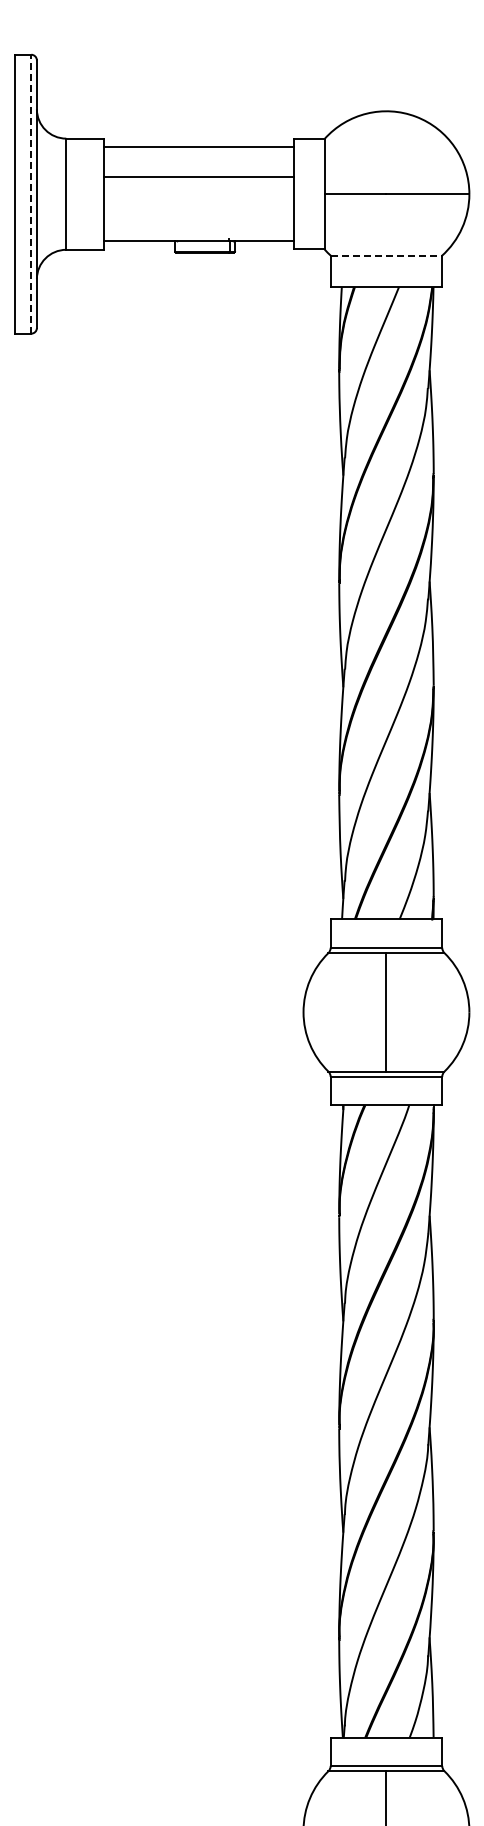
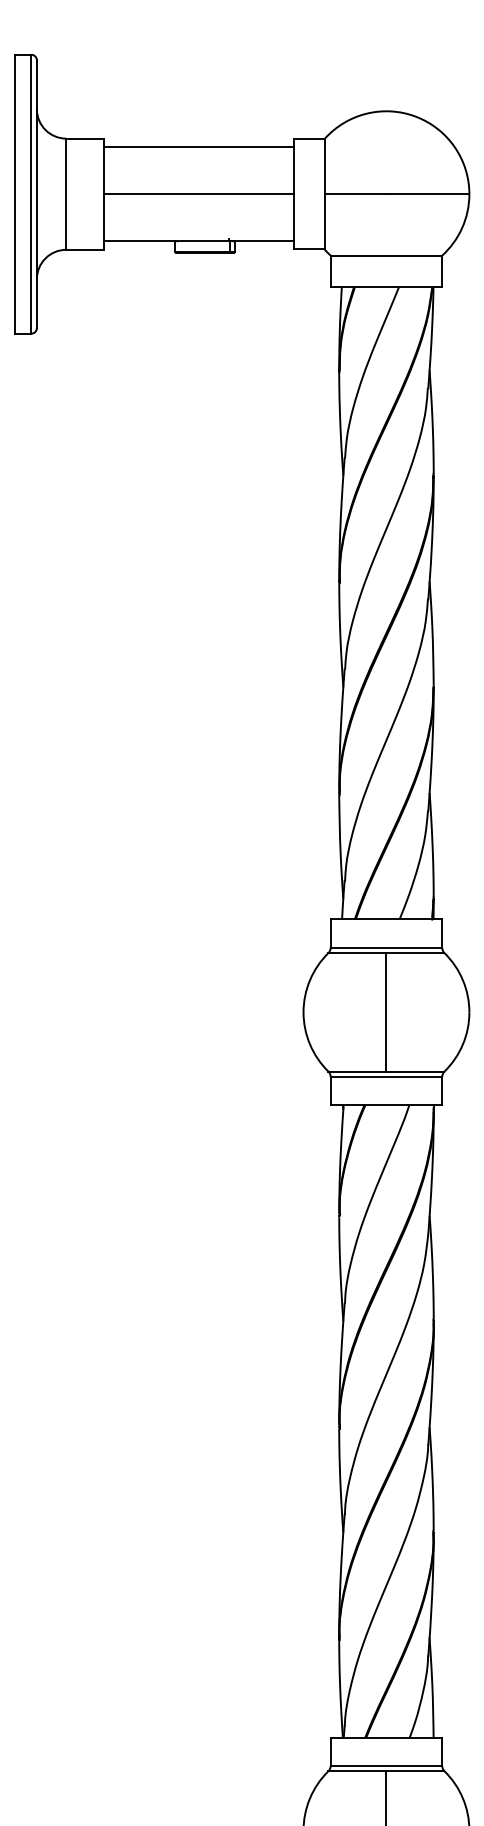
line position: (198, 177) -> (198, 194) (198, 194)
line: dashed -> solid (31, 193)
line: dashed -> solid (386, 256)
